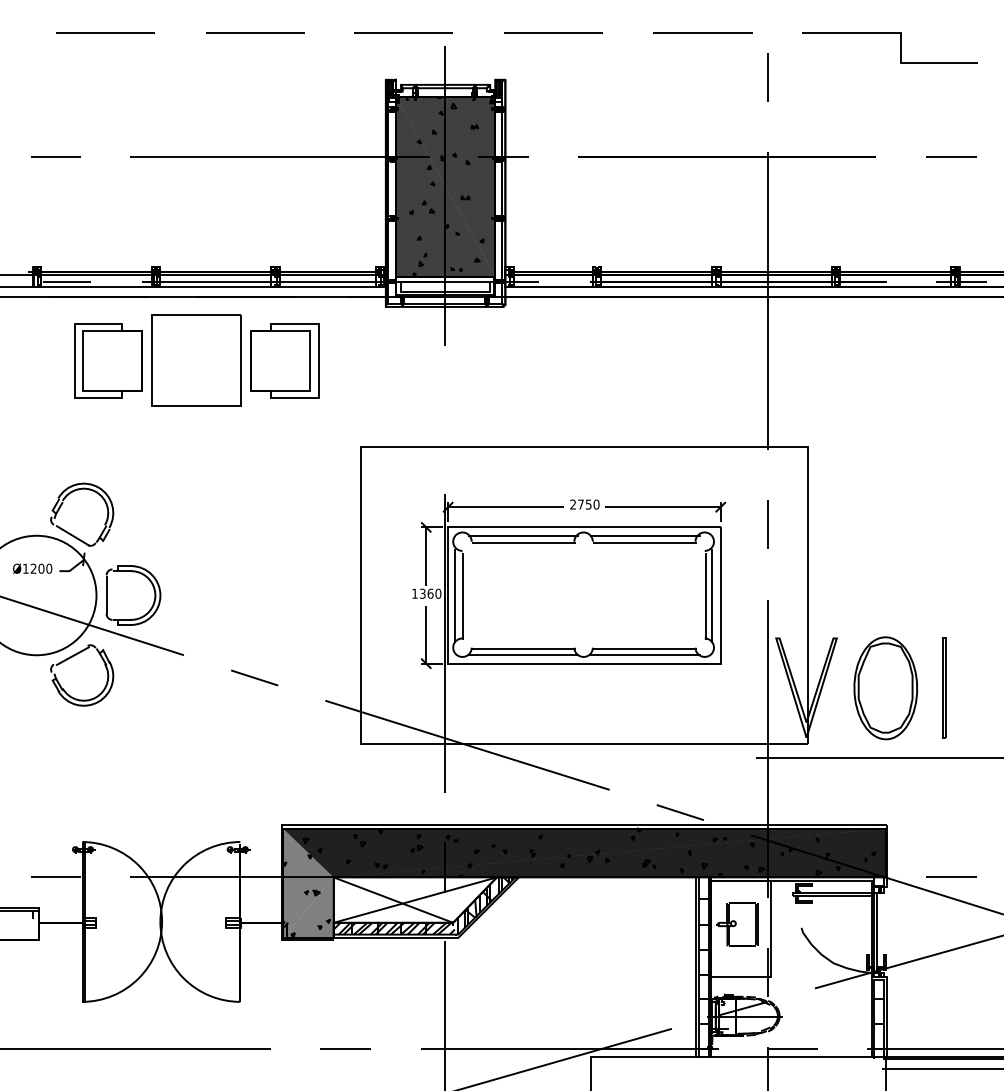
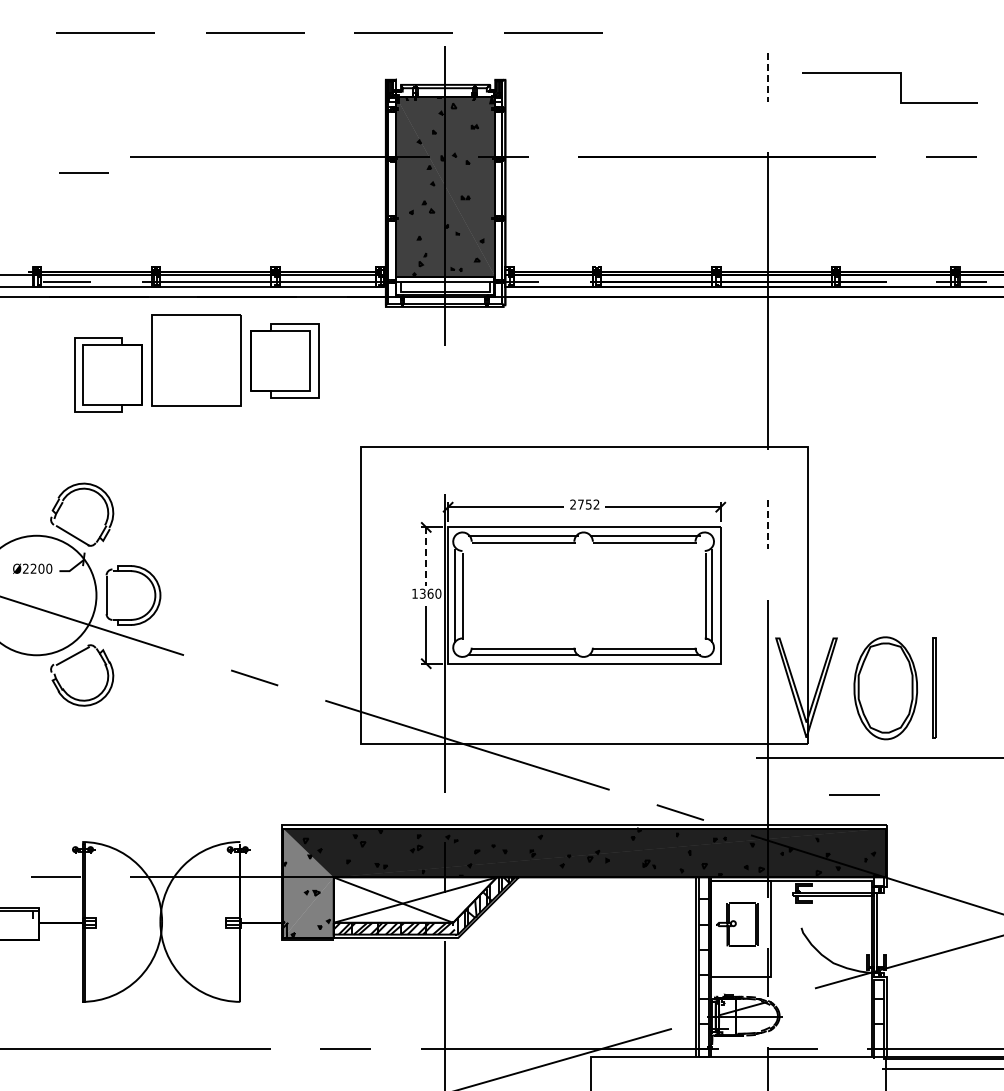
line: present -> none (702, 32)
line position: (900, 47) -> (900, 87) (900, 87)
line: solid -> dashed (767, 77)
line position: (55, 156) -> (83, 172) (83, 172)
part position: (108, 360) -> (108, 374) (108, 374)
text: 2750 -> 2752 (596, 504)
line: solid -> dashed (767, 525)
line: solid -> dashed (426, 557)
text: Ø1200 -> Ø2200 (25, 568)
line position: (943, 687) -> (933, 687) (933, 687)
line position: (951, 876) -> (854, 794) (854, 794)
